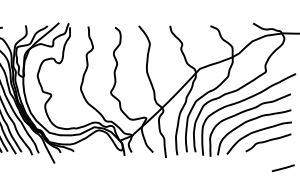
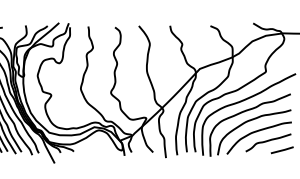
line position: (282, 168) -> (281, 150) (281, 150)
